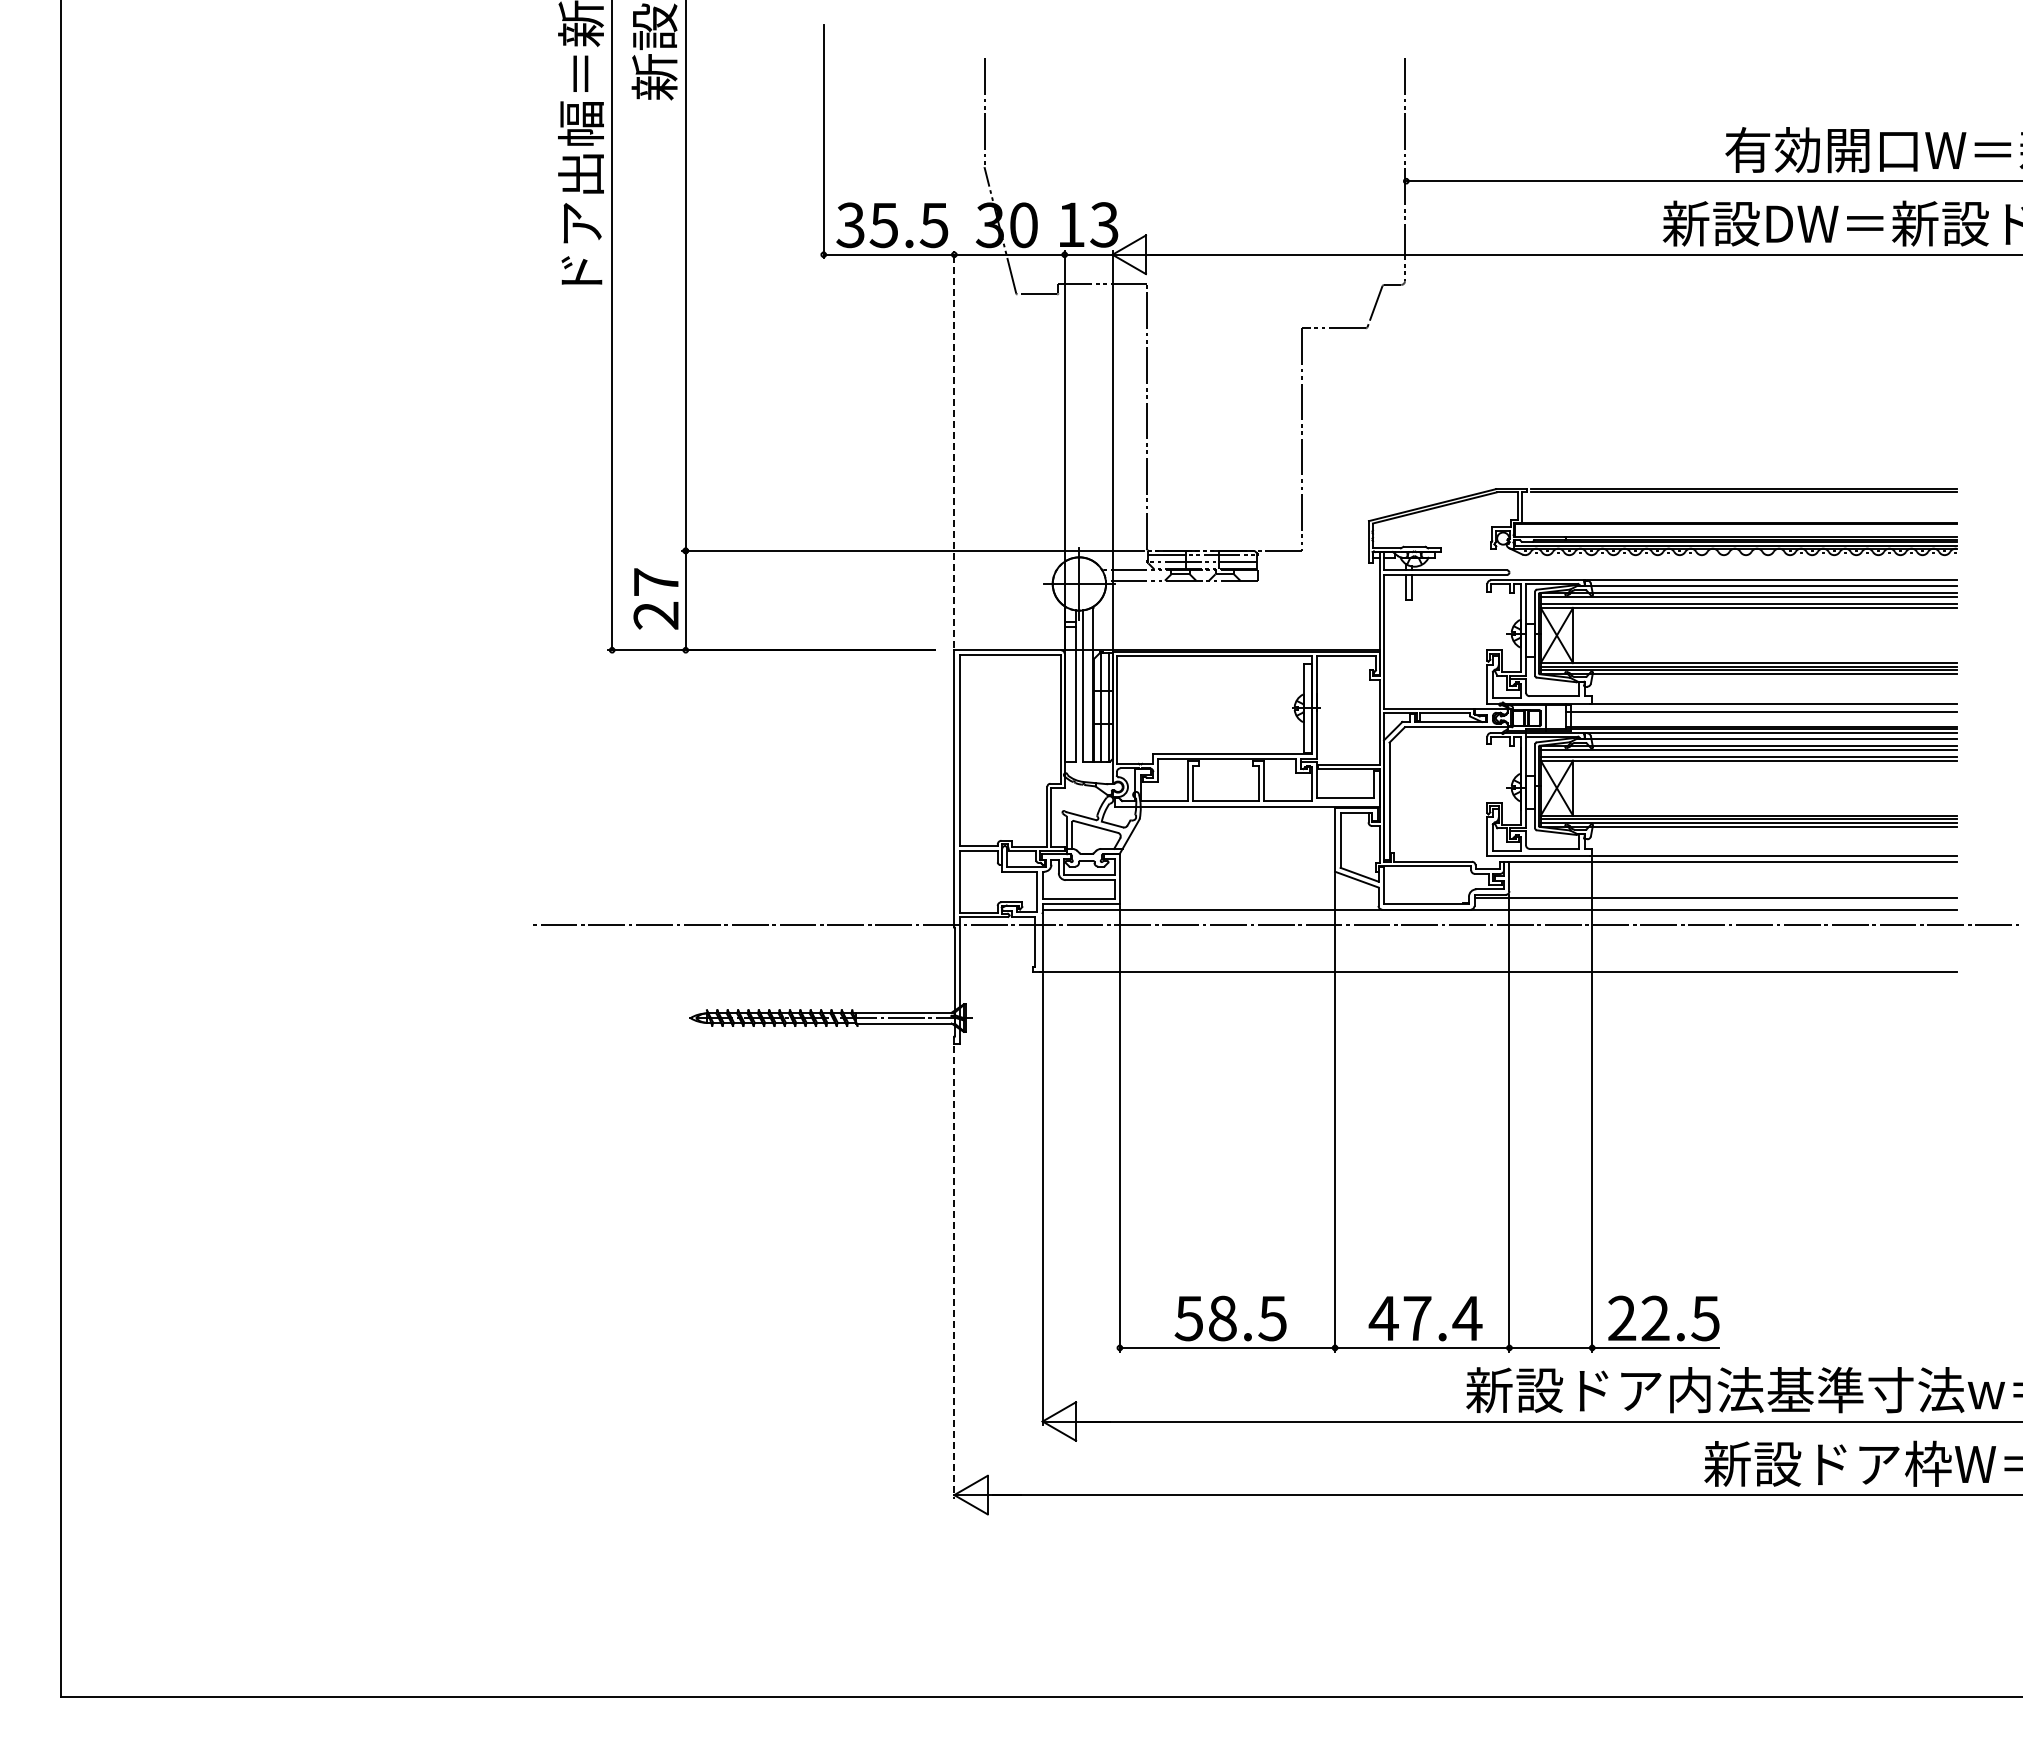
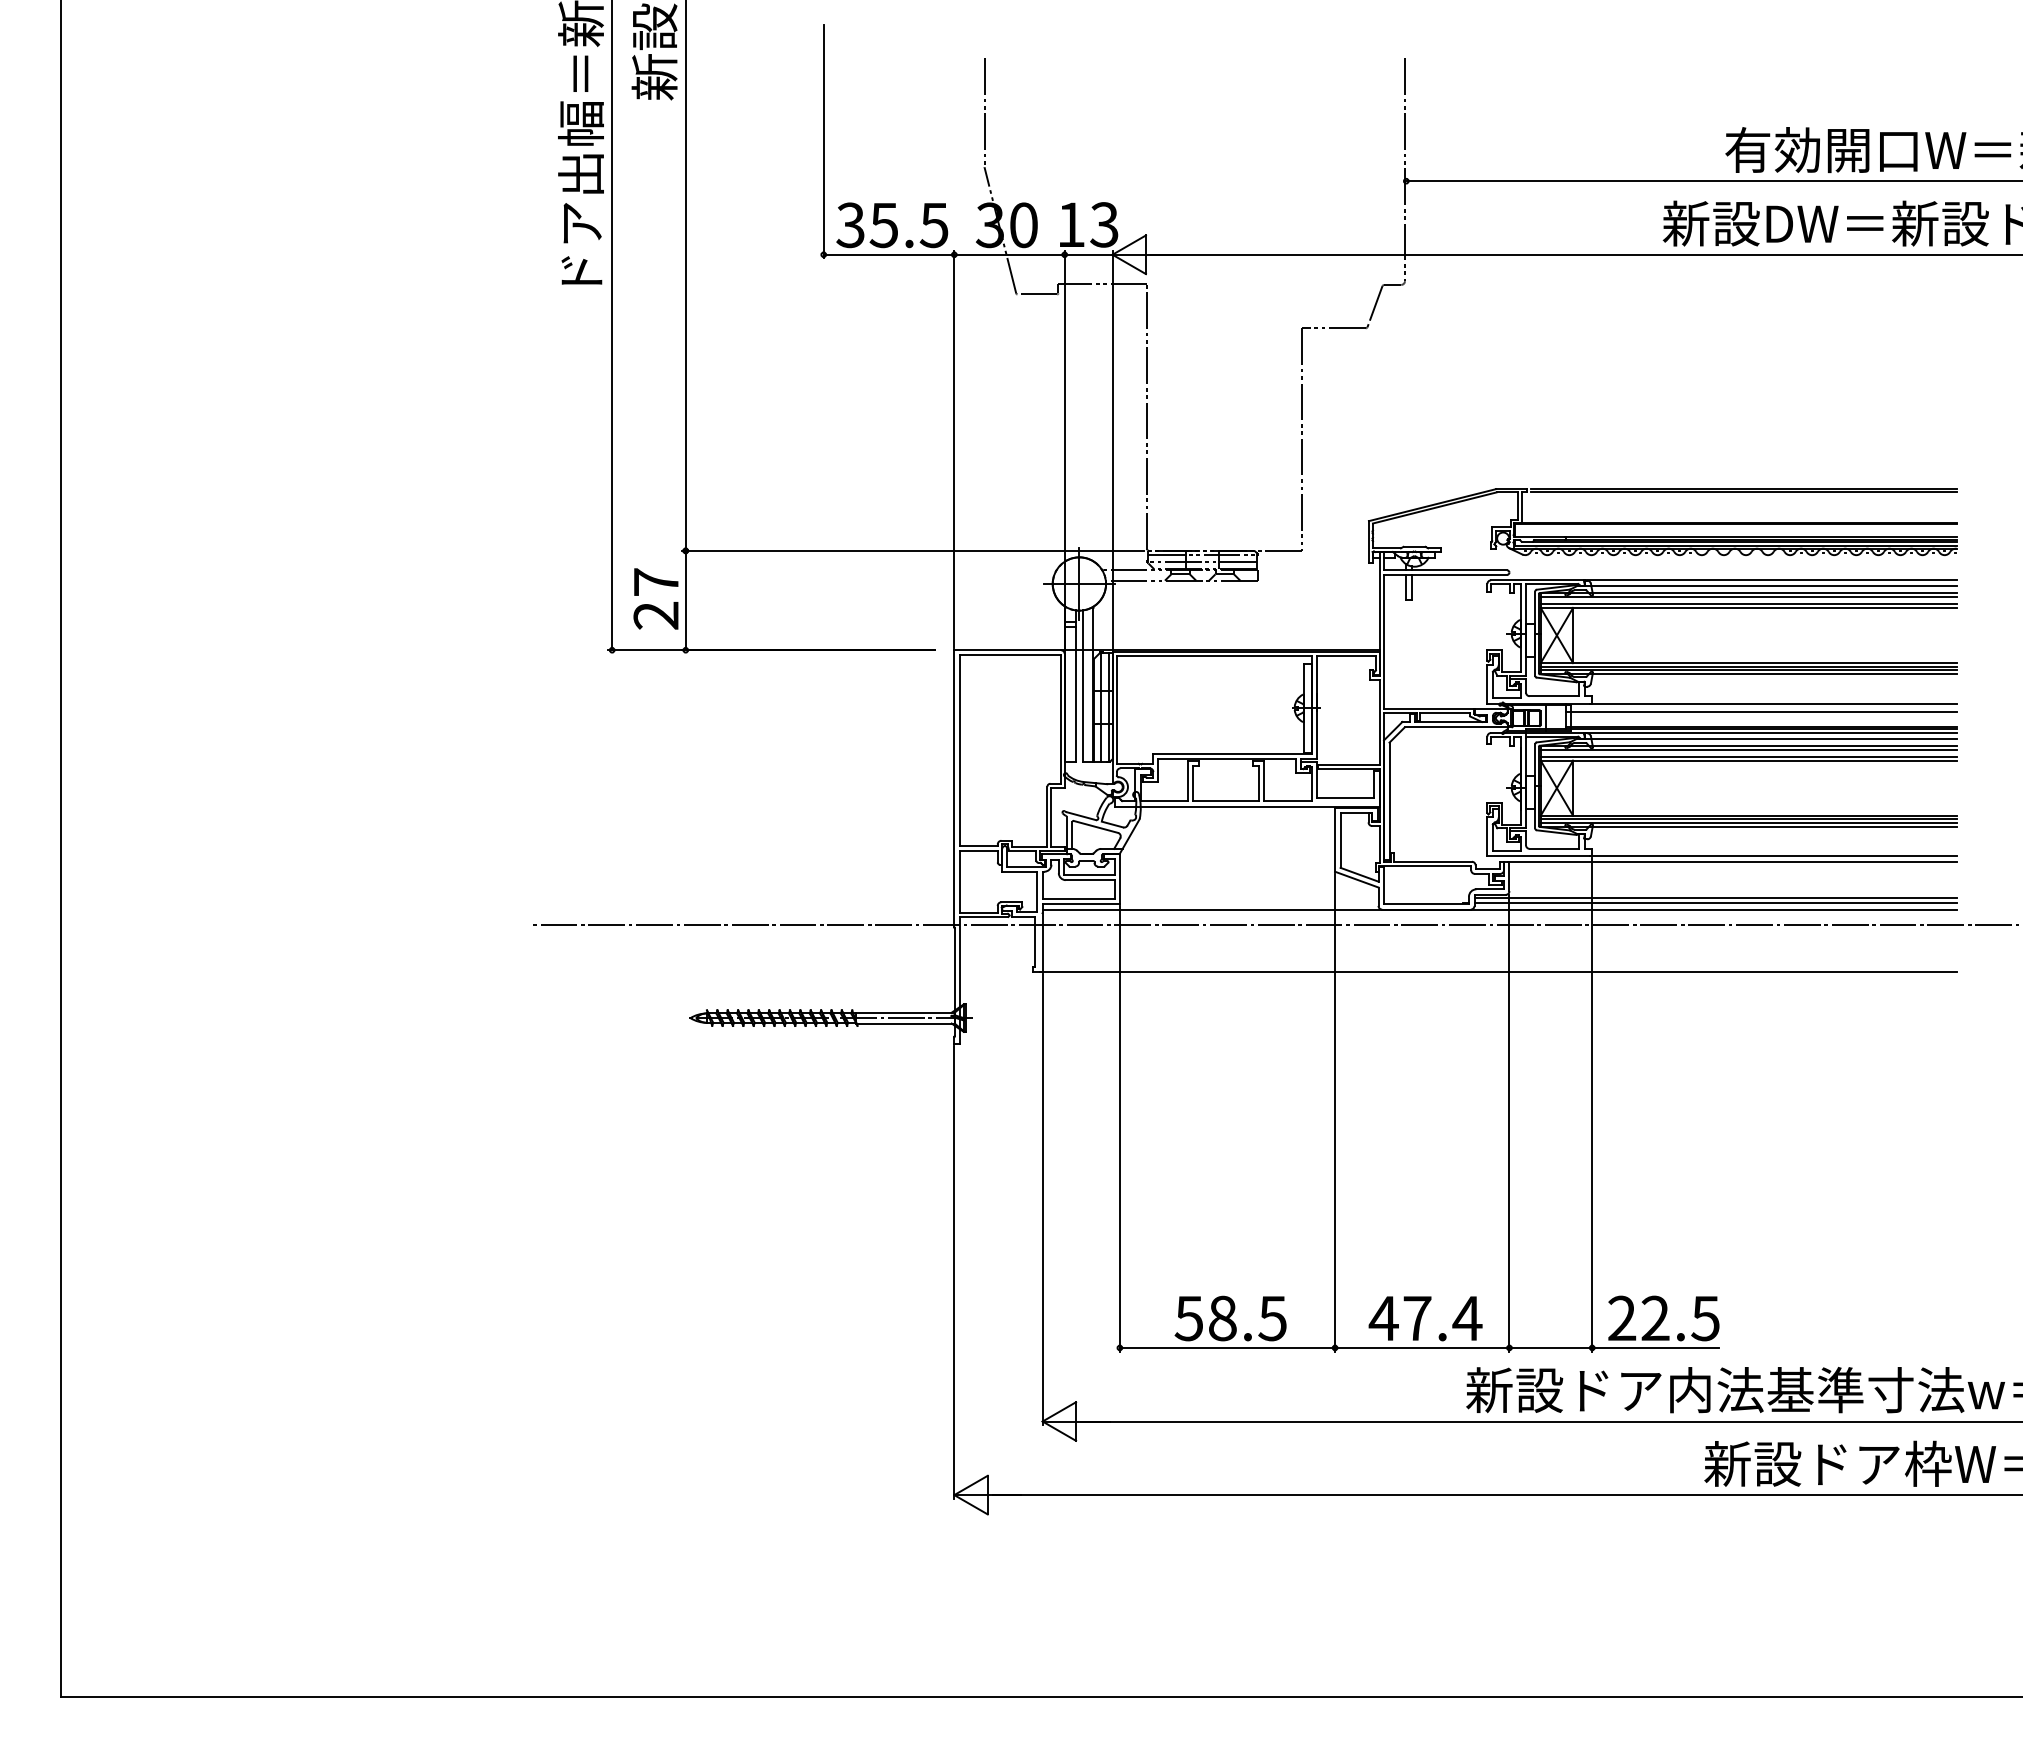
line: dashed -> solid (954, 449)
line: none -> present (1715, 903)
line: dashed -> solid (954, 1273)
